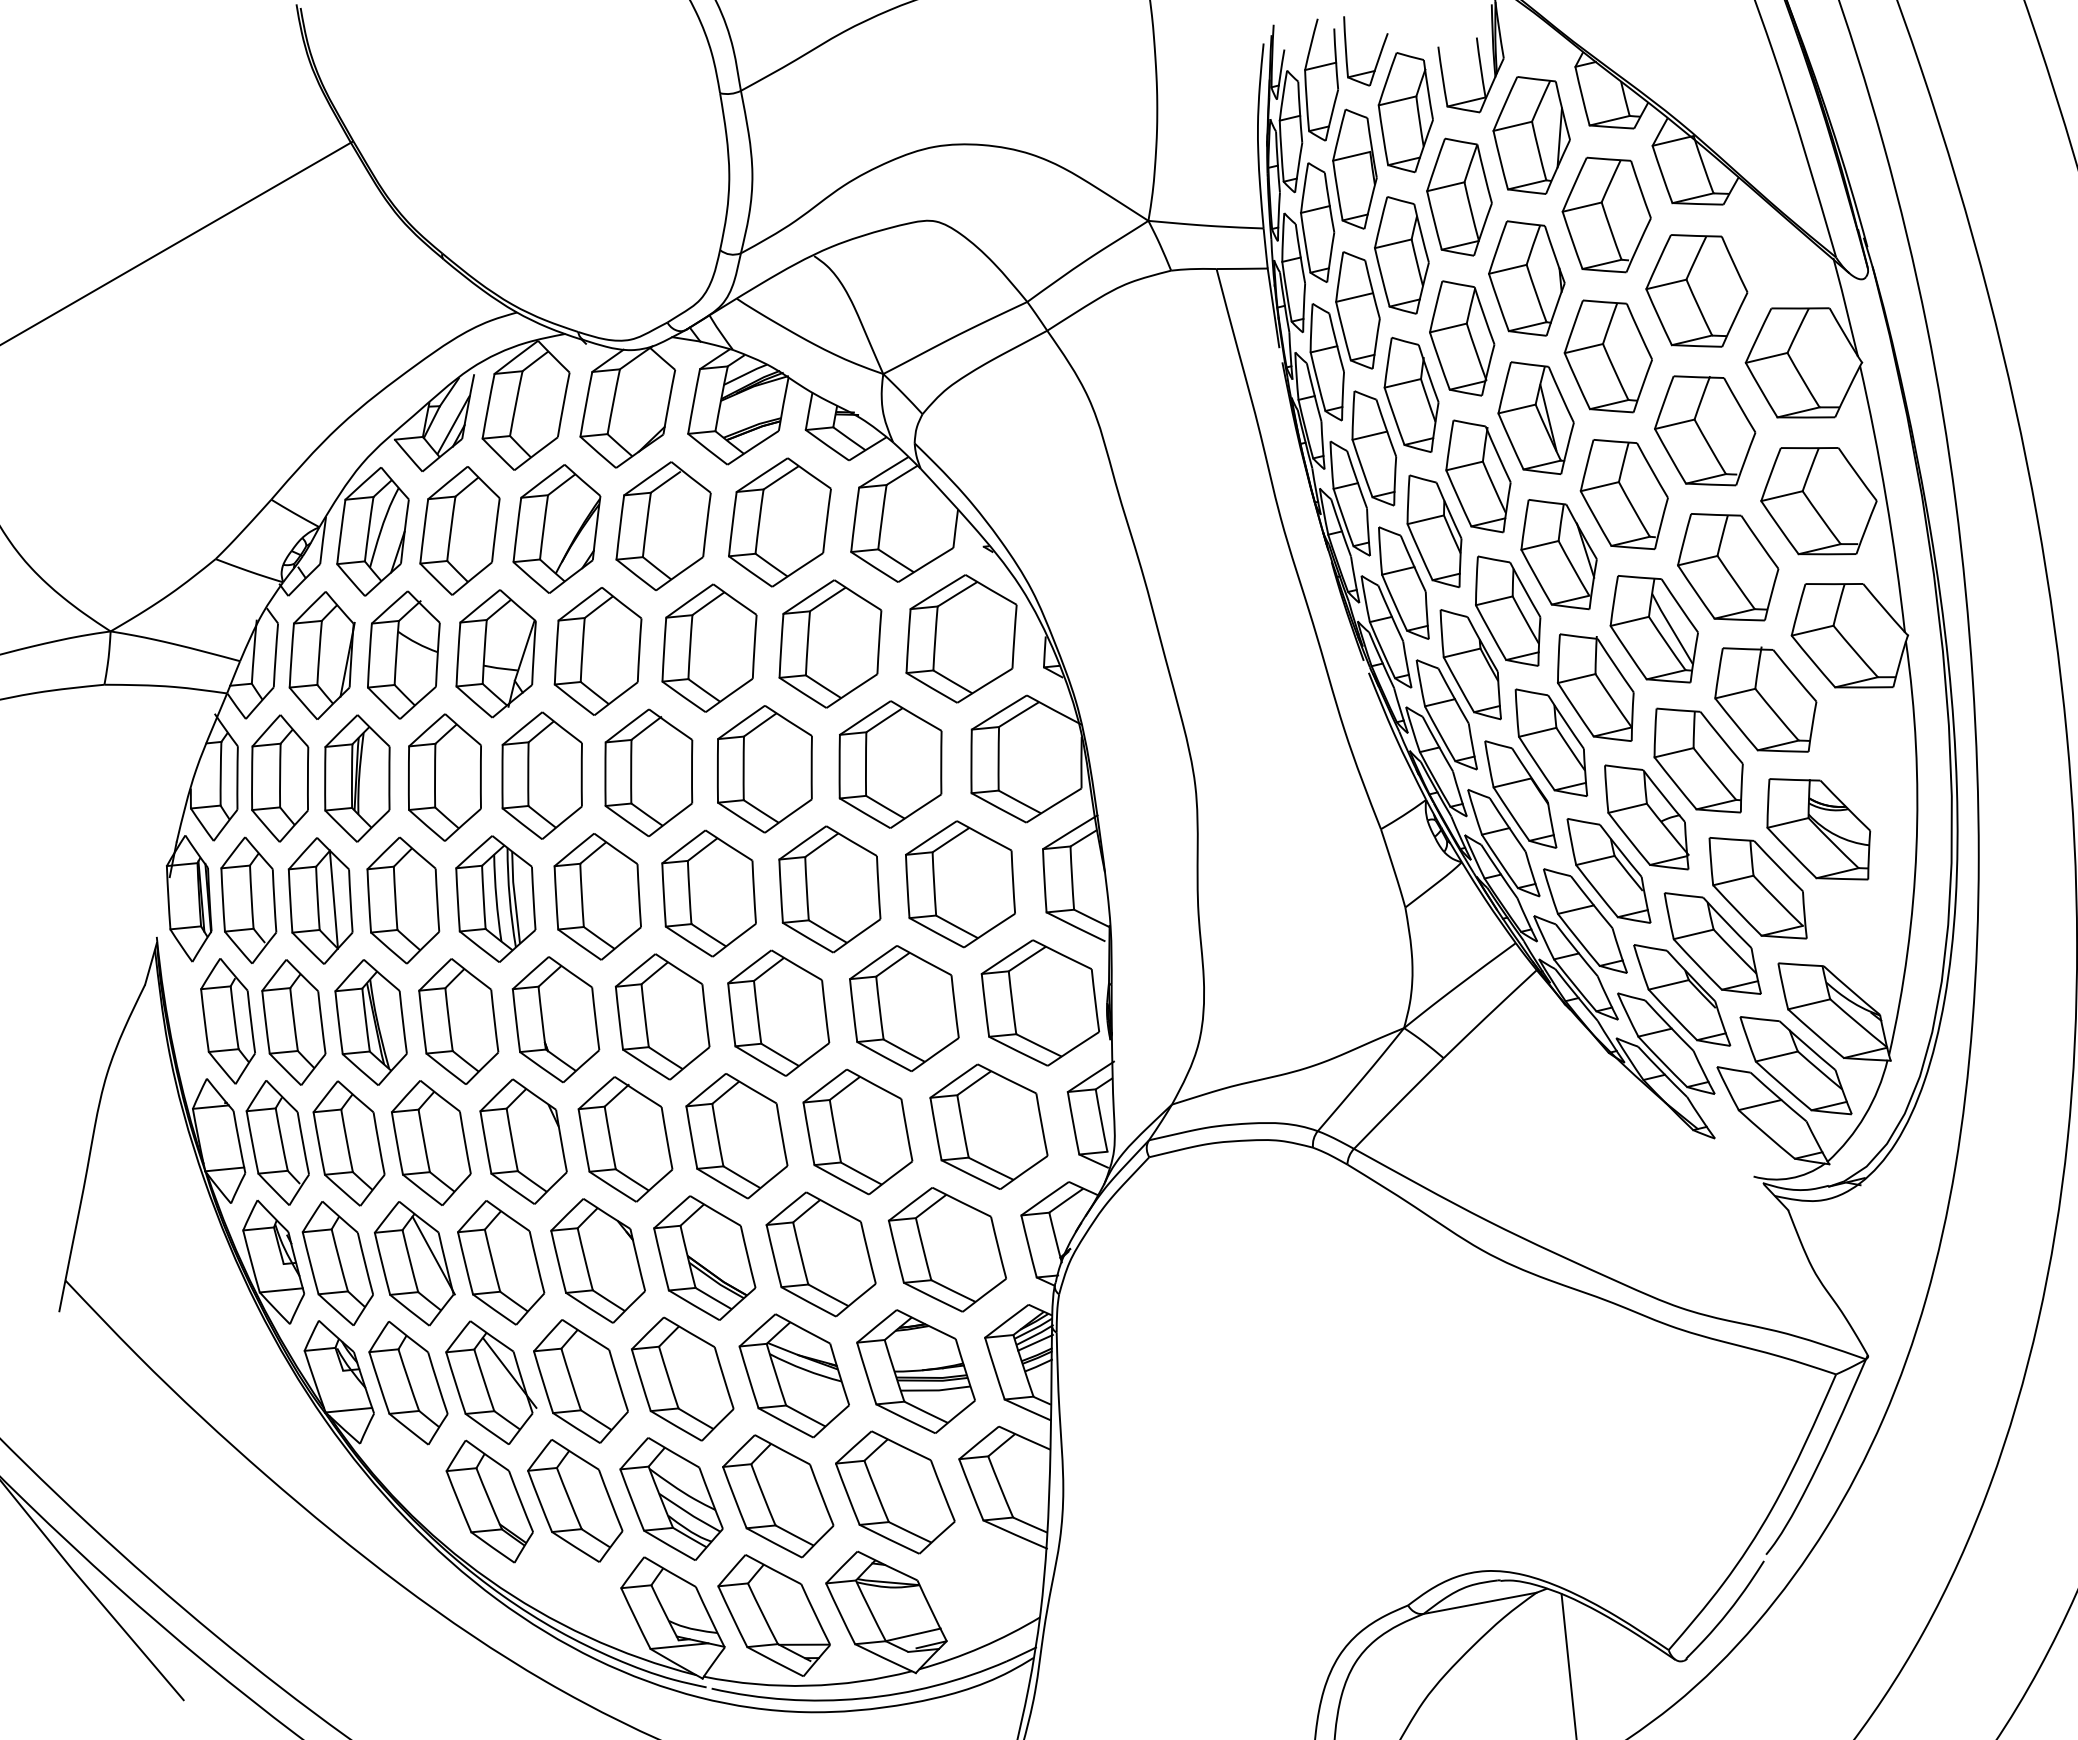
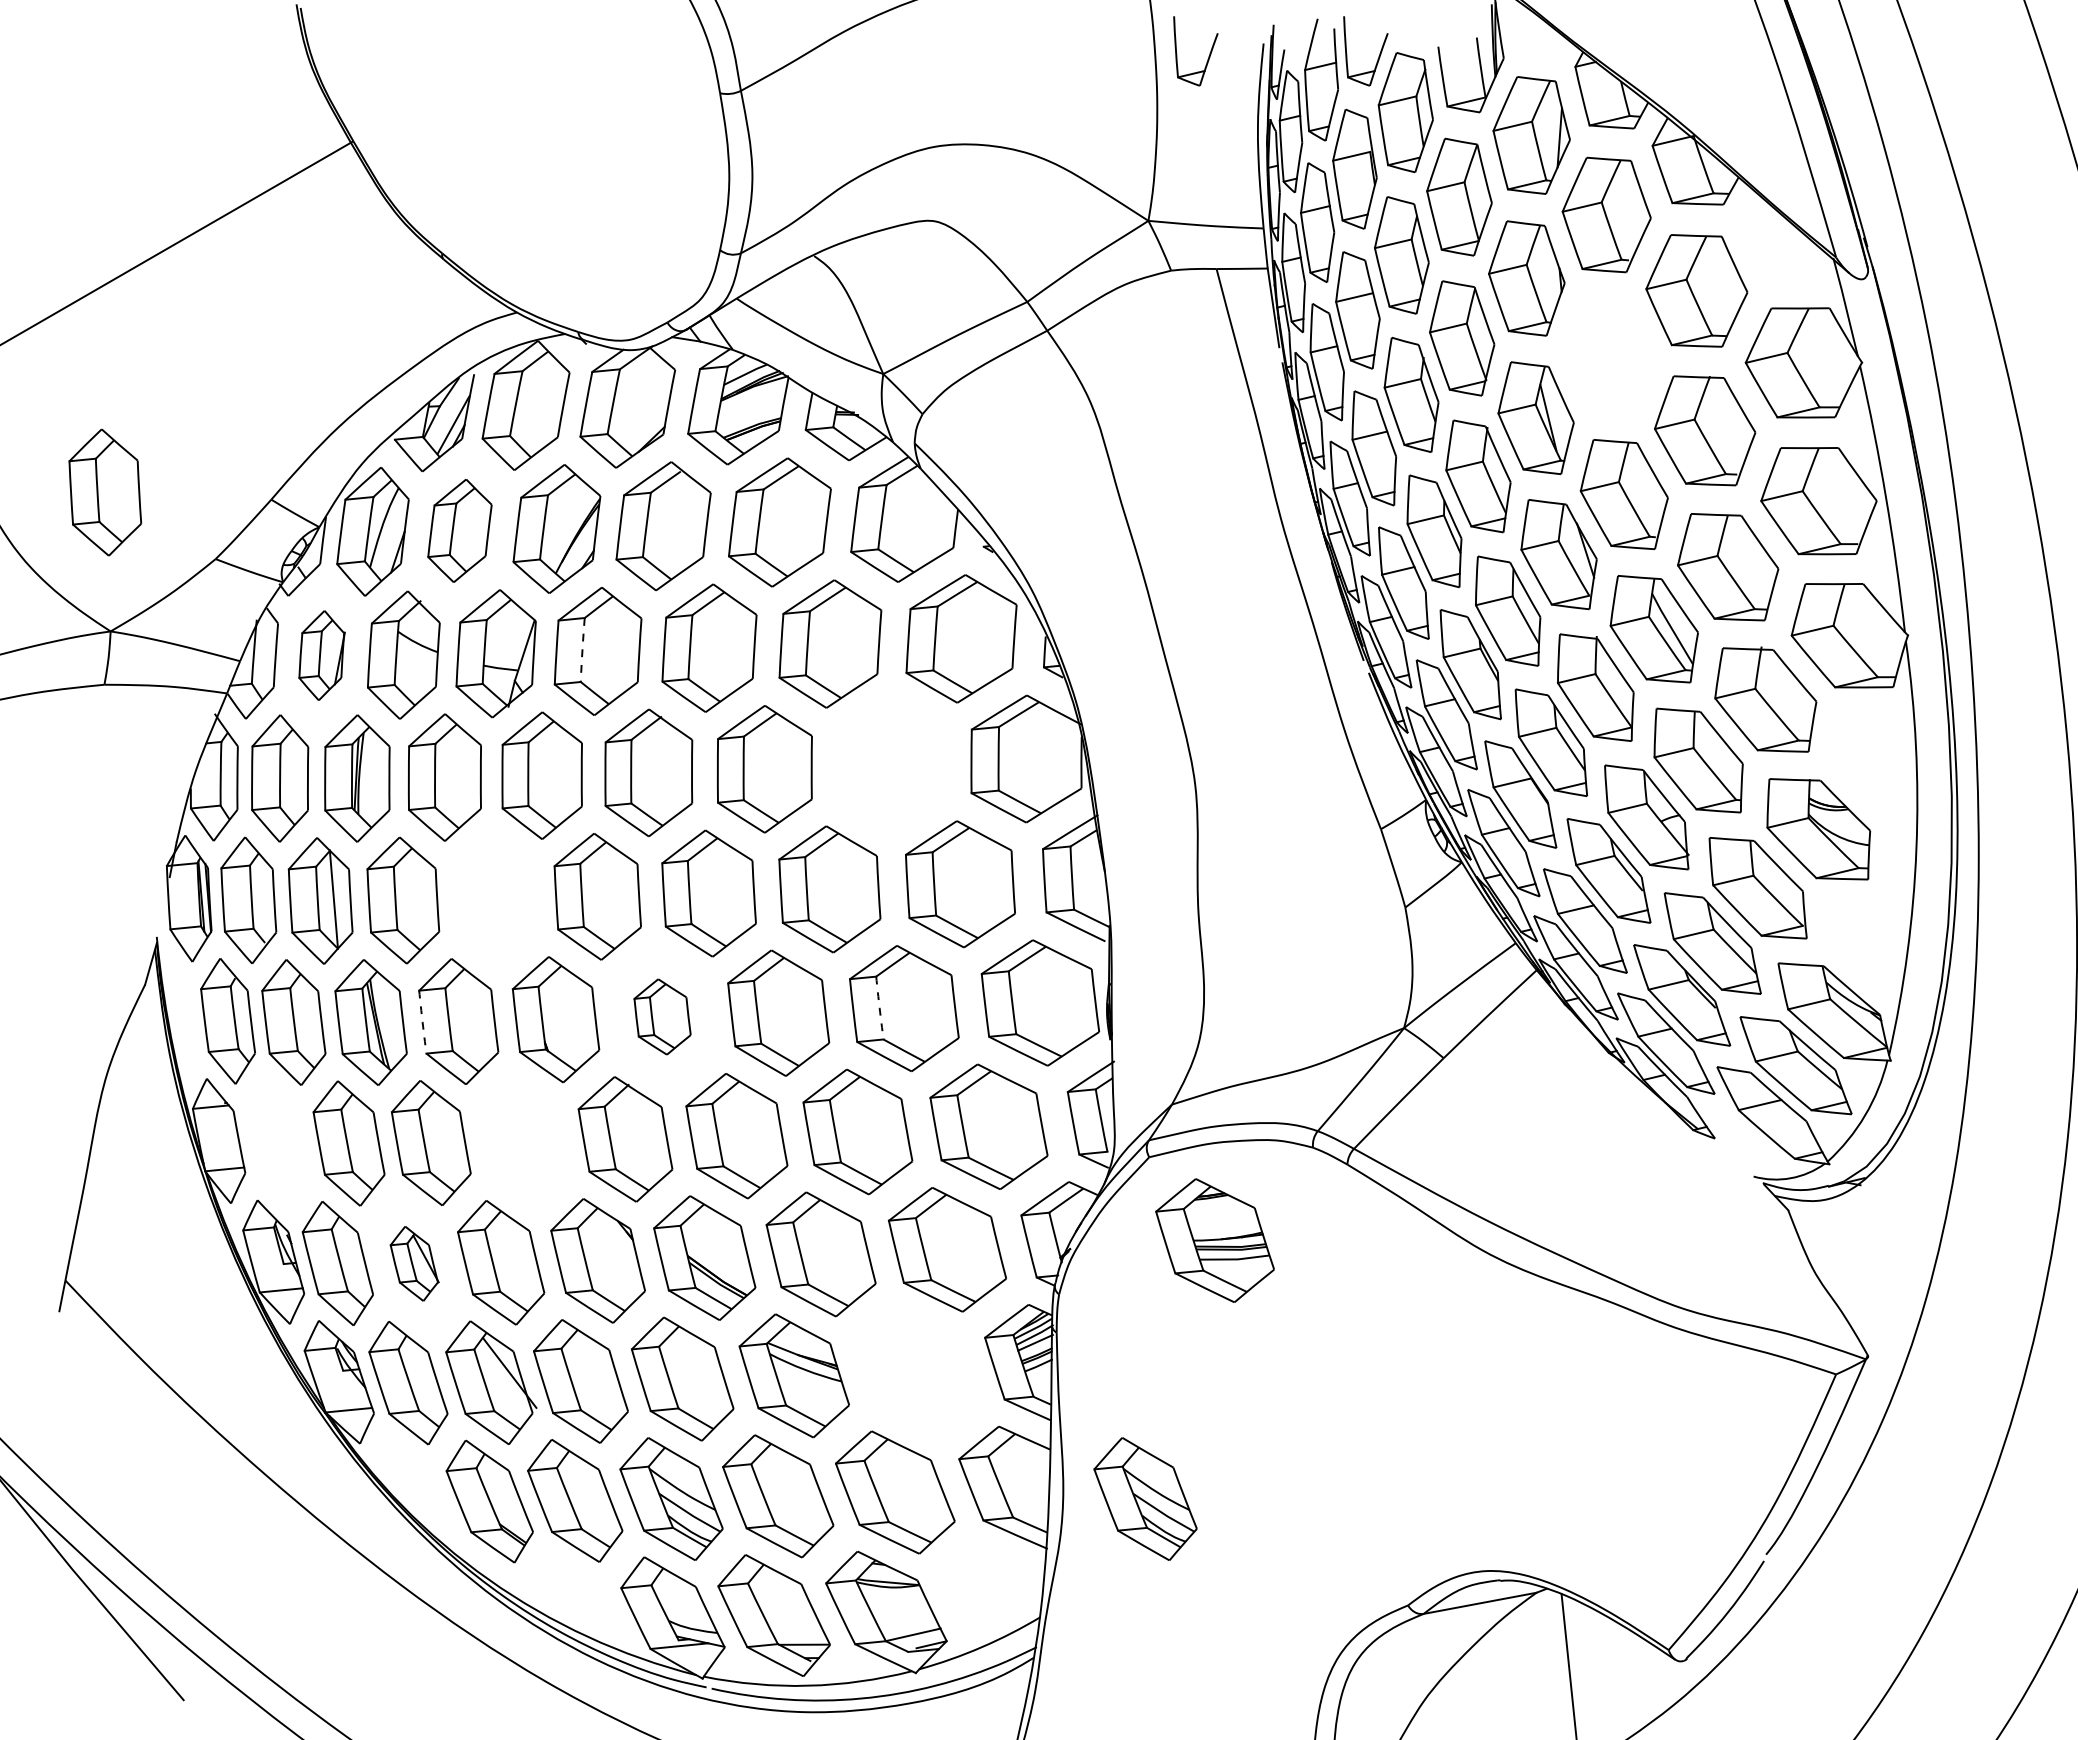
part: none -> present (1208, 56)
part: present -> none (1607, 356)
part: none -> present (105, 492)
part size: 82x130 px -> 66x104 px (459, 530)
arc: solid -> dashed (582, 650)
part size: 68x129 px -> 48x91 px (321, 655)
part: present -> none (890, 764)
part: present -> none (495, 898)
arc: solid -> dashed (879, 1008)
part size: 97x128 px -> 59x78 px (662, 1016)
arc: solid -> dashed (422, 1022)
part: present -> none (523, 1141)
part: present -> none (277, 1142)
part size: 83x126 px -> 51x76 px (414, 1263)
part position: (915, 1371) -> (1214, 1240) (1214, 1240)
part: none -> present (1145, 1498)
